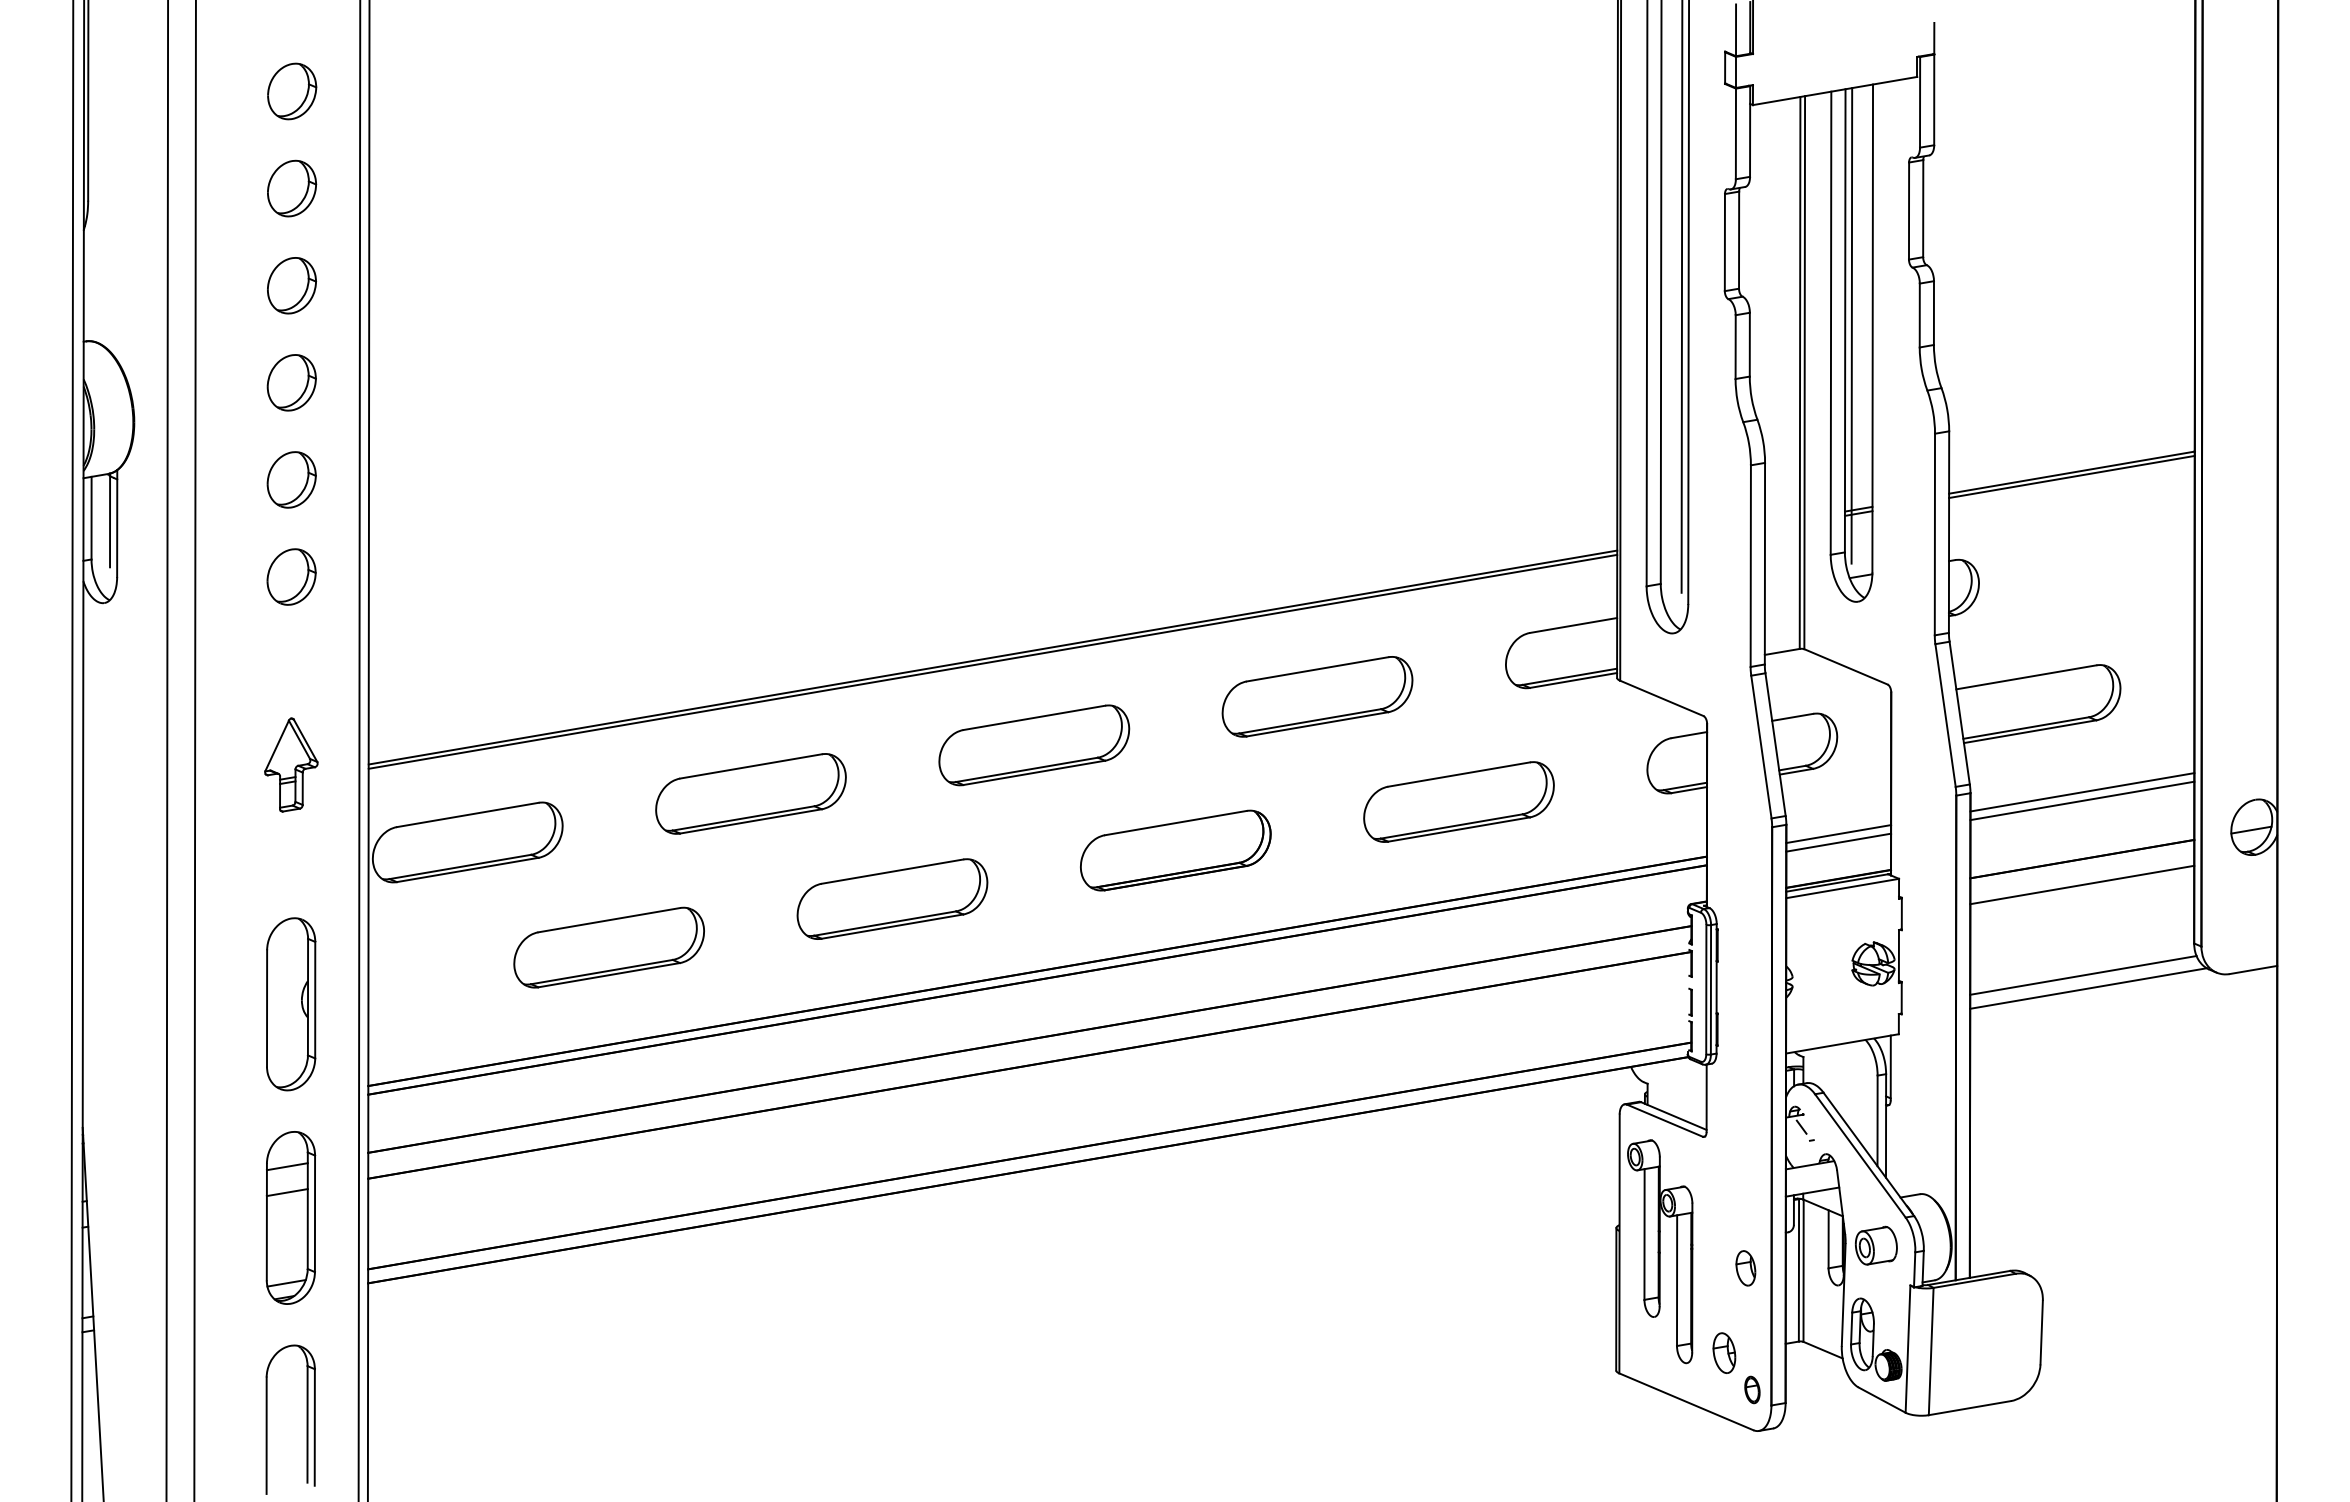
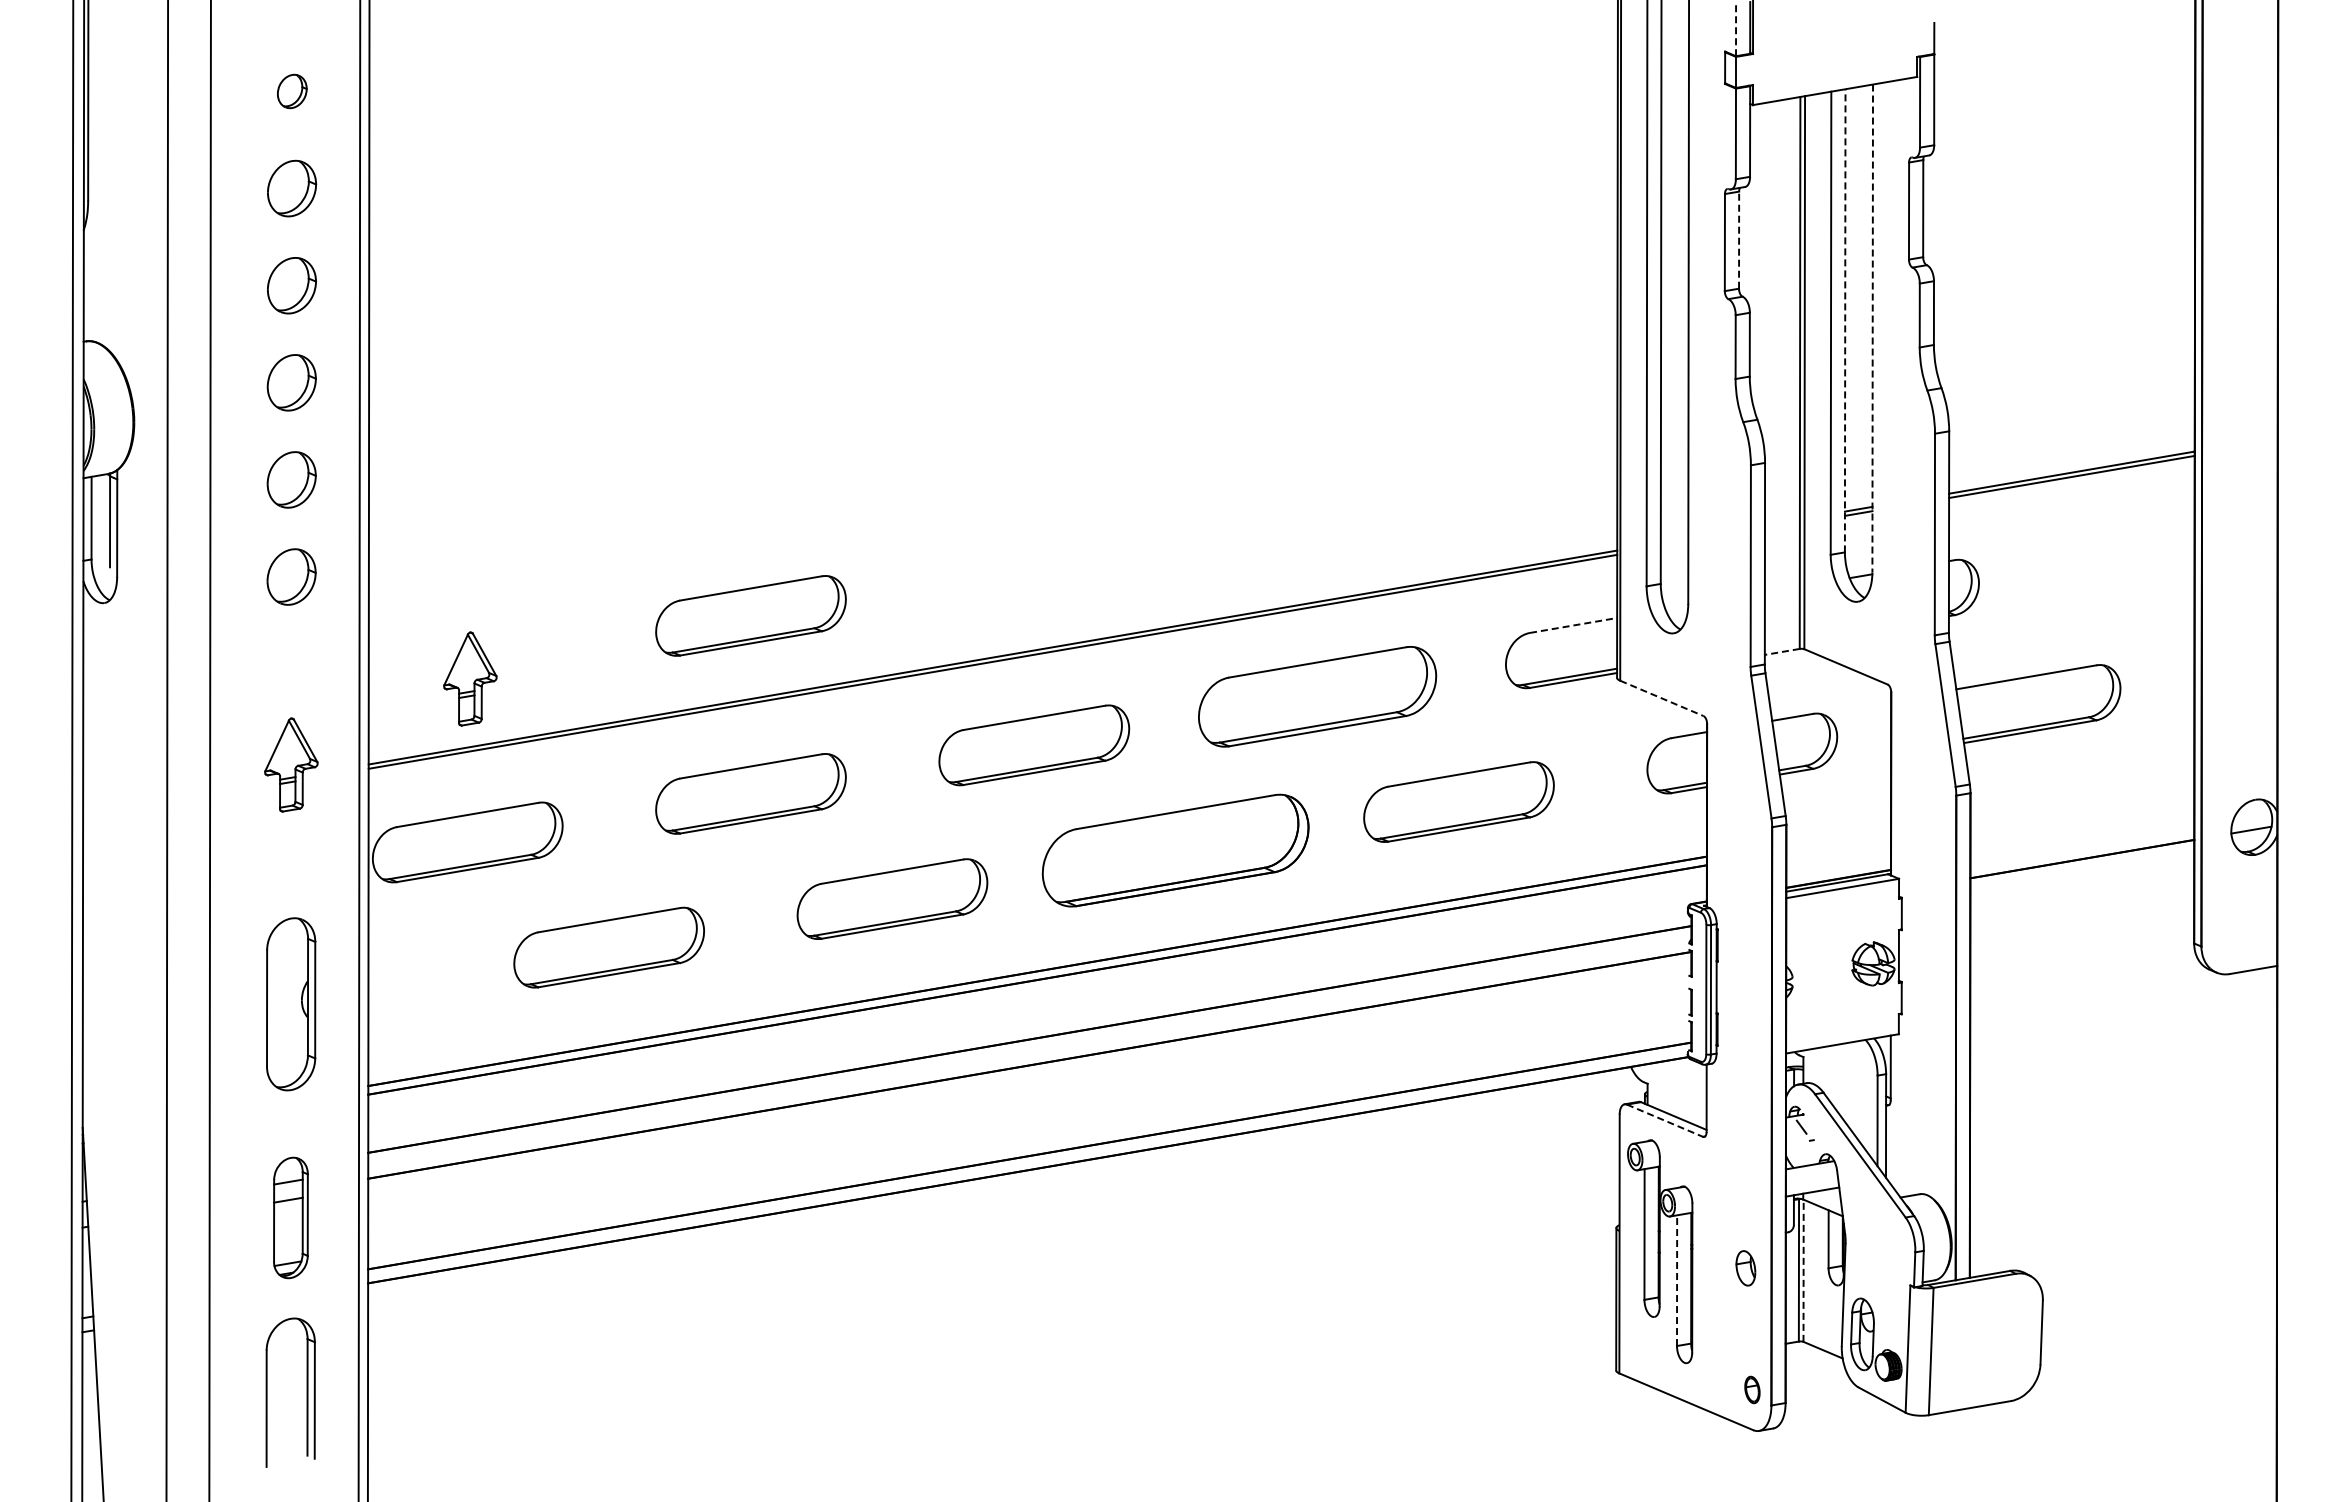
line: solid -> dashed (1736, 30)
part size: 51x59 px -> 31x37 px (292, 91)
line: solid -> dashed (1739, 240)
line: present -> none (1681, 297)
line: solid -> dashed (1845, 320)
line: present -> none (1851, 325)
line: solid -> dashed (1872, 328)
part: none -> present (750, 615)
line: solid -> dashed (1574, 625)
line: solid -> dashed (1782, 651)
part: none -> present (470, 678)
part size: 193x82 px -> 240x102 px (1317, 696)
line: solid -> dashed (1662, 698)
line position: (194, 750) -> (209, 750) (209, 750)
line: present -> none (2082, 792)
line: present -> none (2082, 800)
line: present -> none (1838, 834)
line: present -> none (1838, 842)
part size: 192x83 px -> 269x115 px (1175, 850)
line: present -> none (2082, 884)
line: present -> none (2083, 975)
line: present -> none (2088, 988)
line: solid -> dashed (1665, 1120)
part size: 52x174 px -> 36x124 px (290, 1217)
part: present -> none (1876, 1245)
line: solid -> dashed (1803, 1270)
line: solid -> dashed (1677, 1280)
part: present -> none (1724, 1352)
part position: (306, 1419) -> (306, 1392) (306, 1392)
